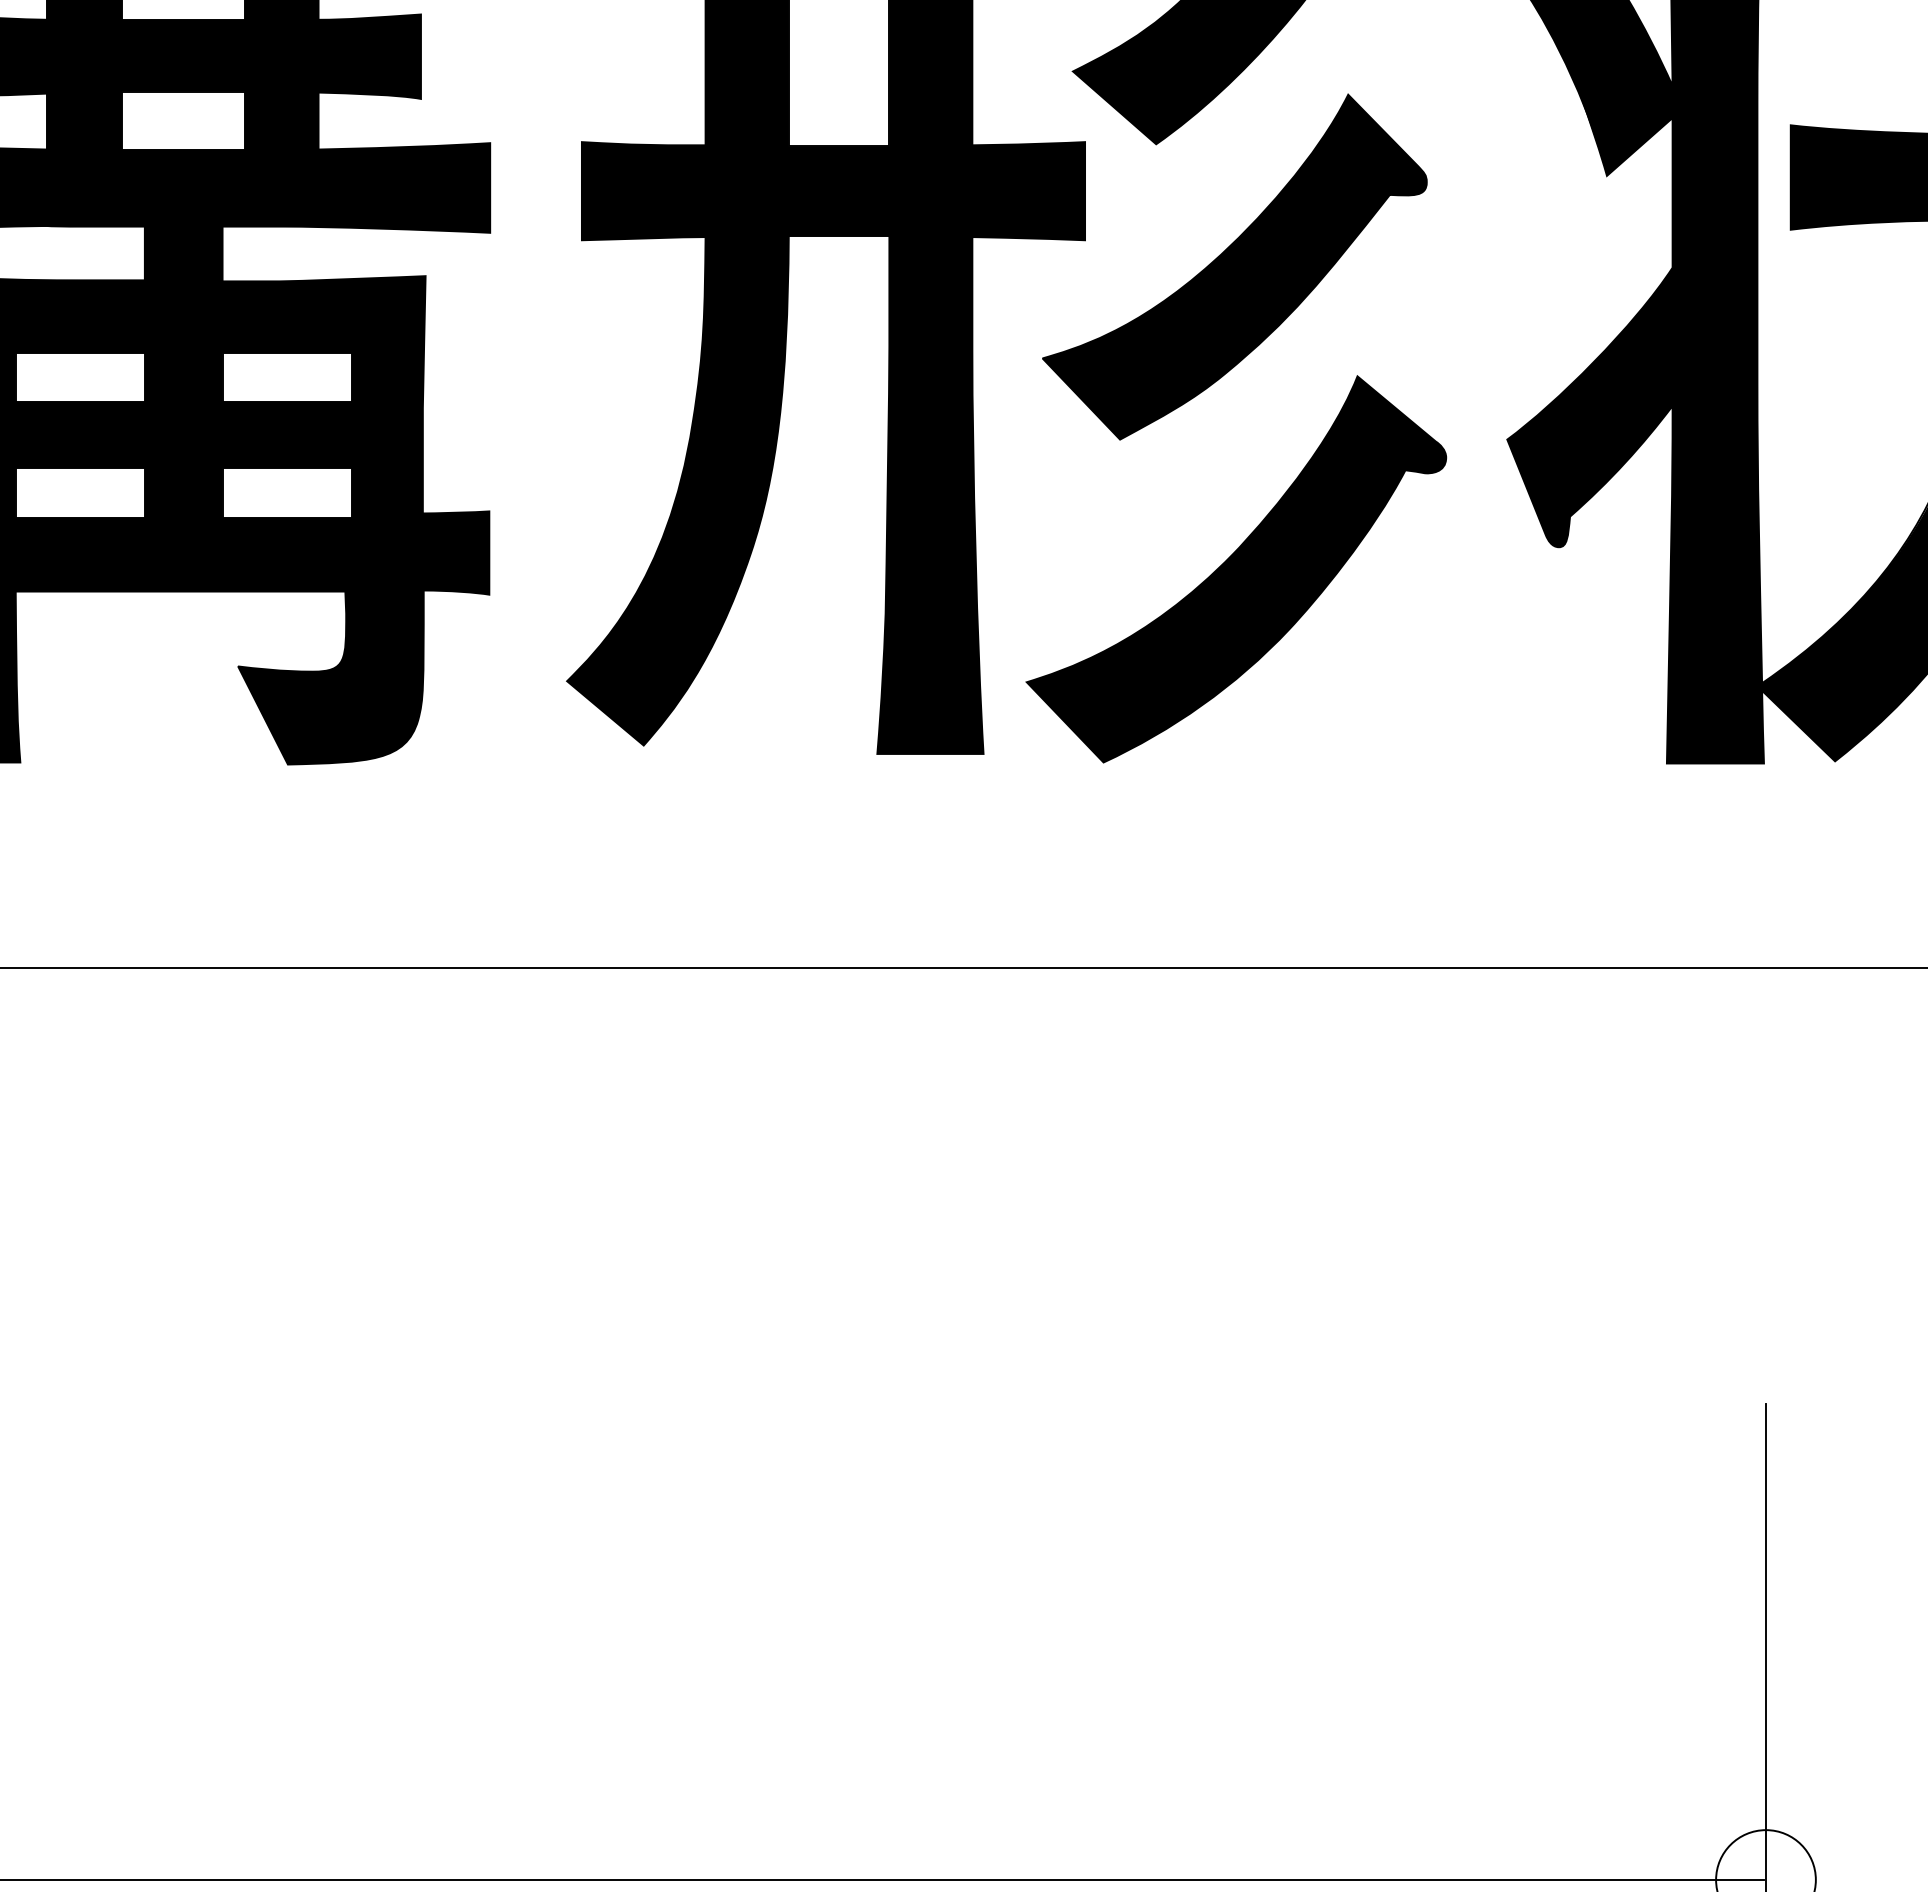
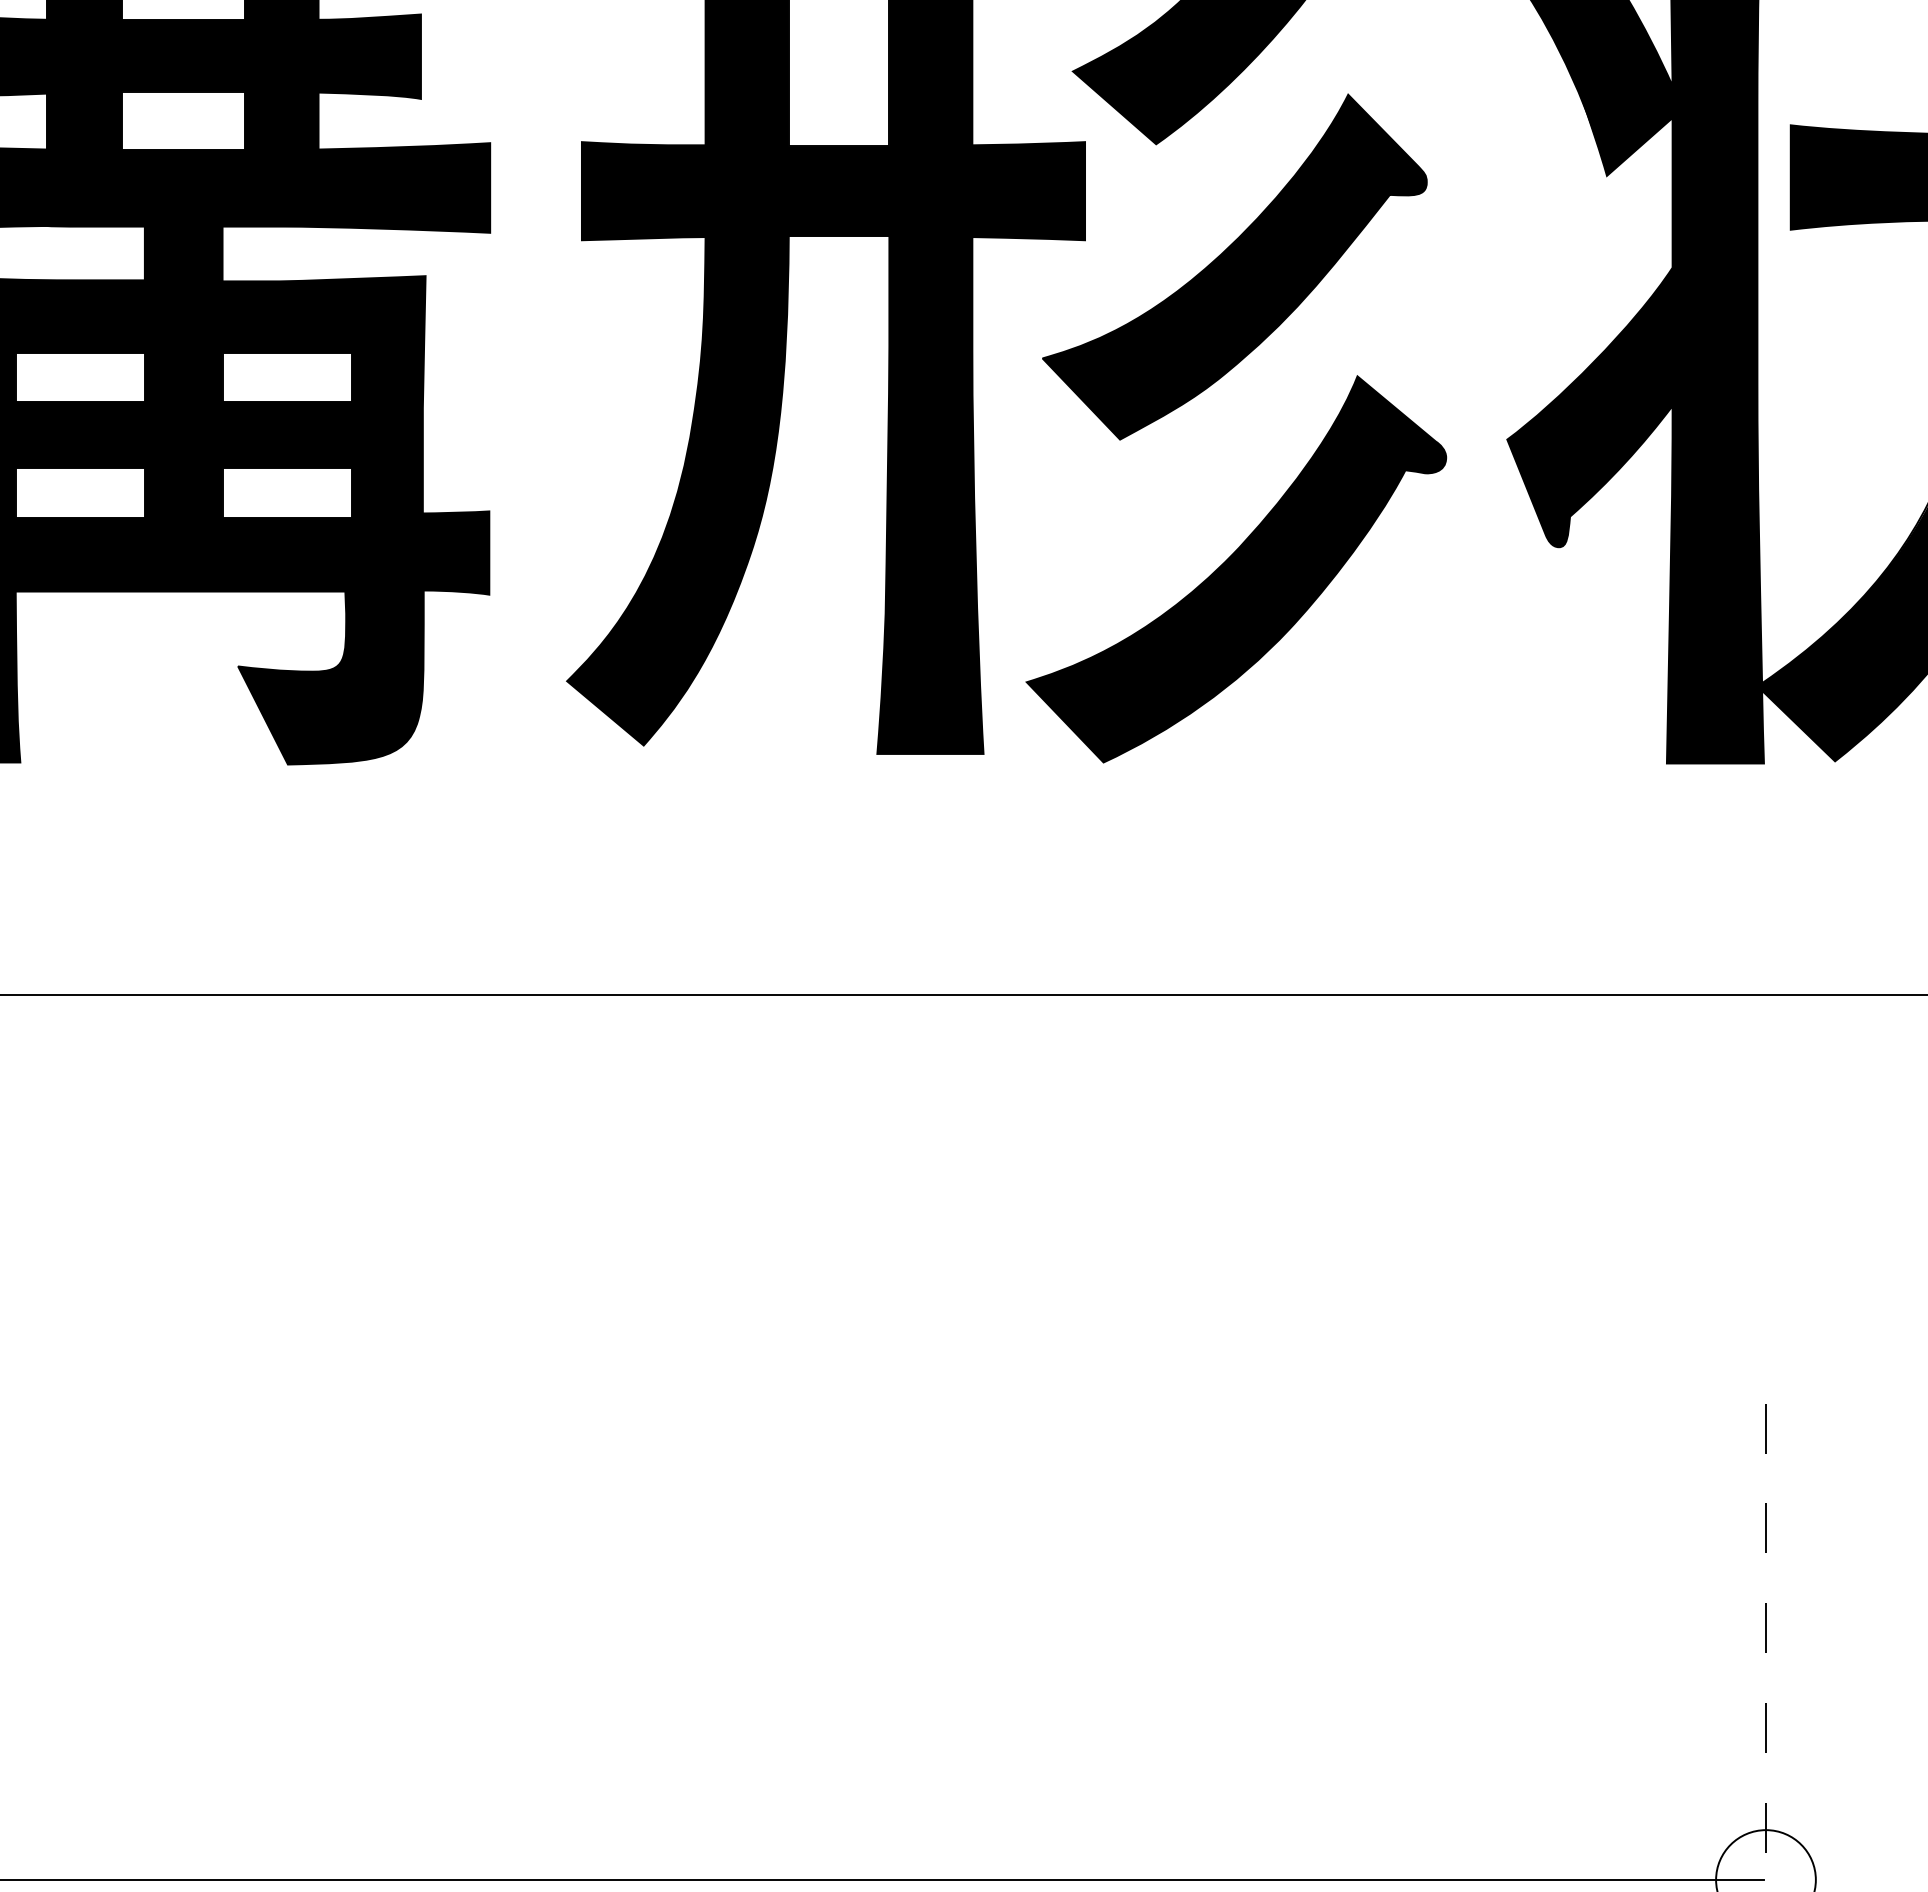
line position: (963, 967) -> (963, 994) (963, 994)
line: solid -> dashed (1766, 1647)
